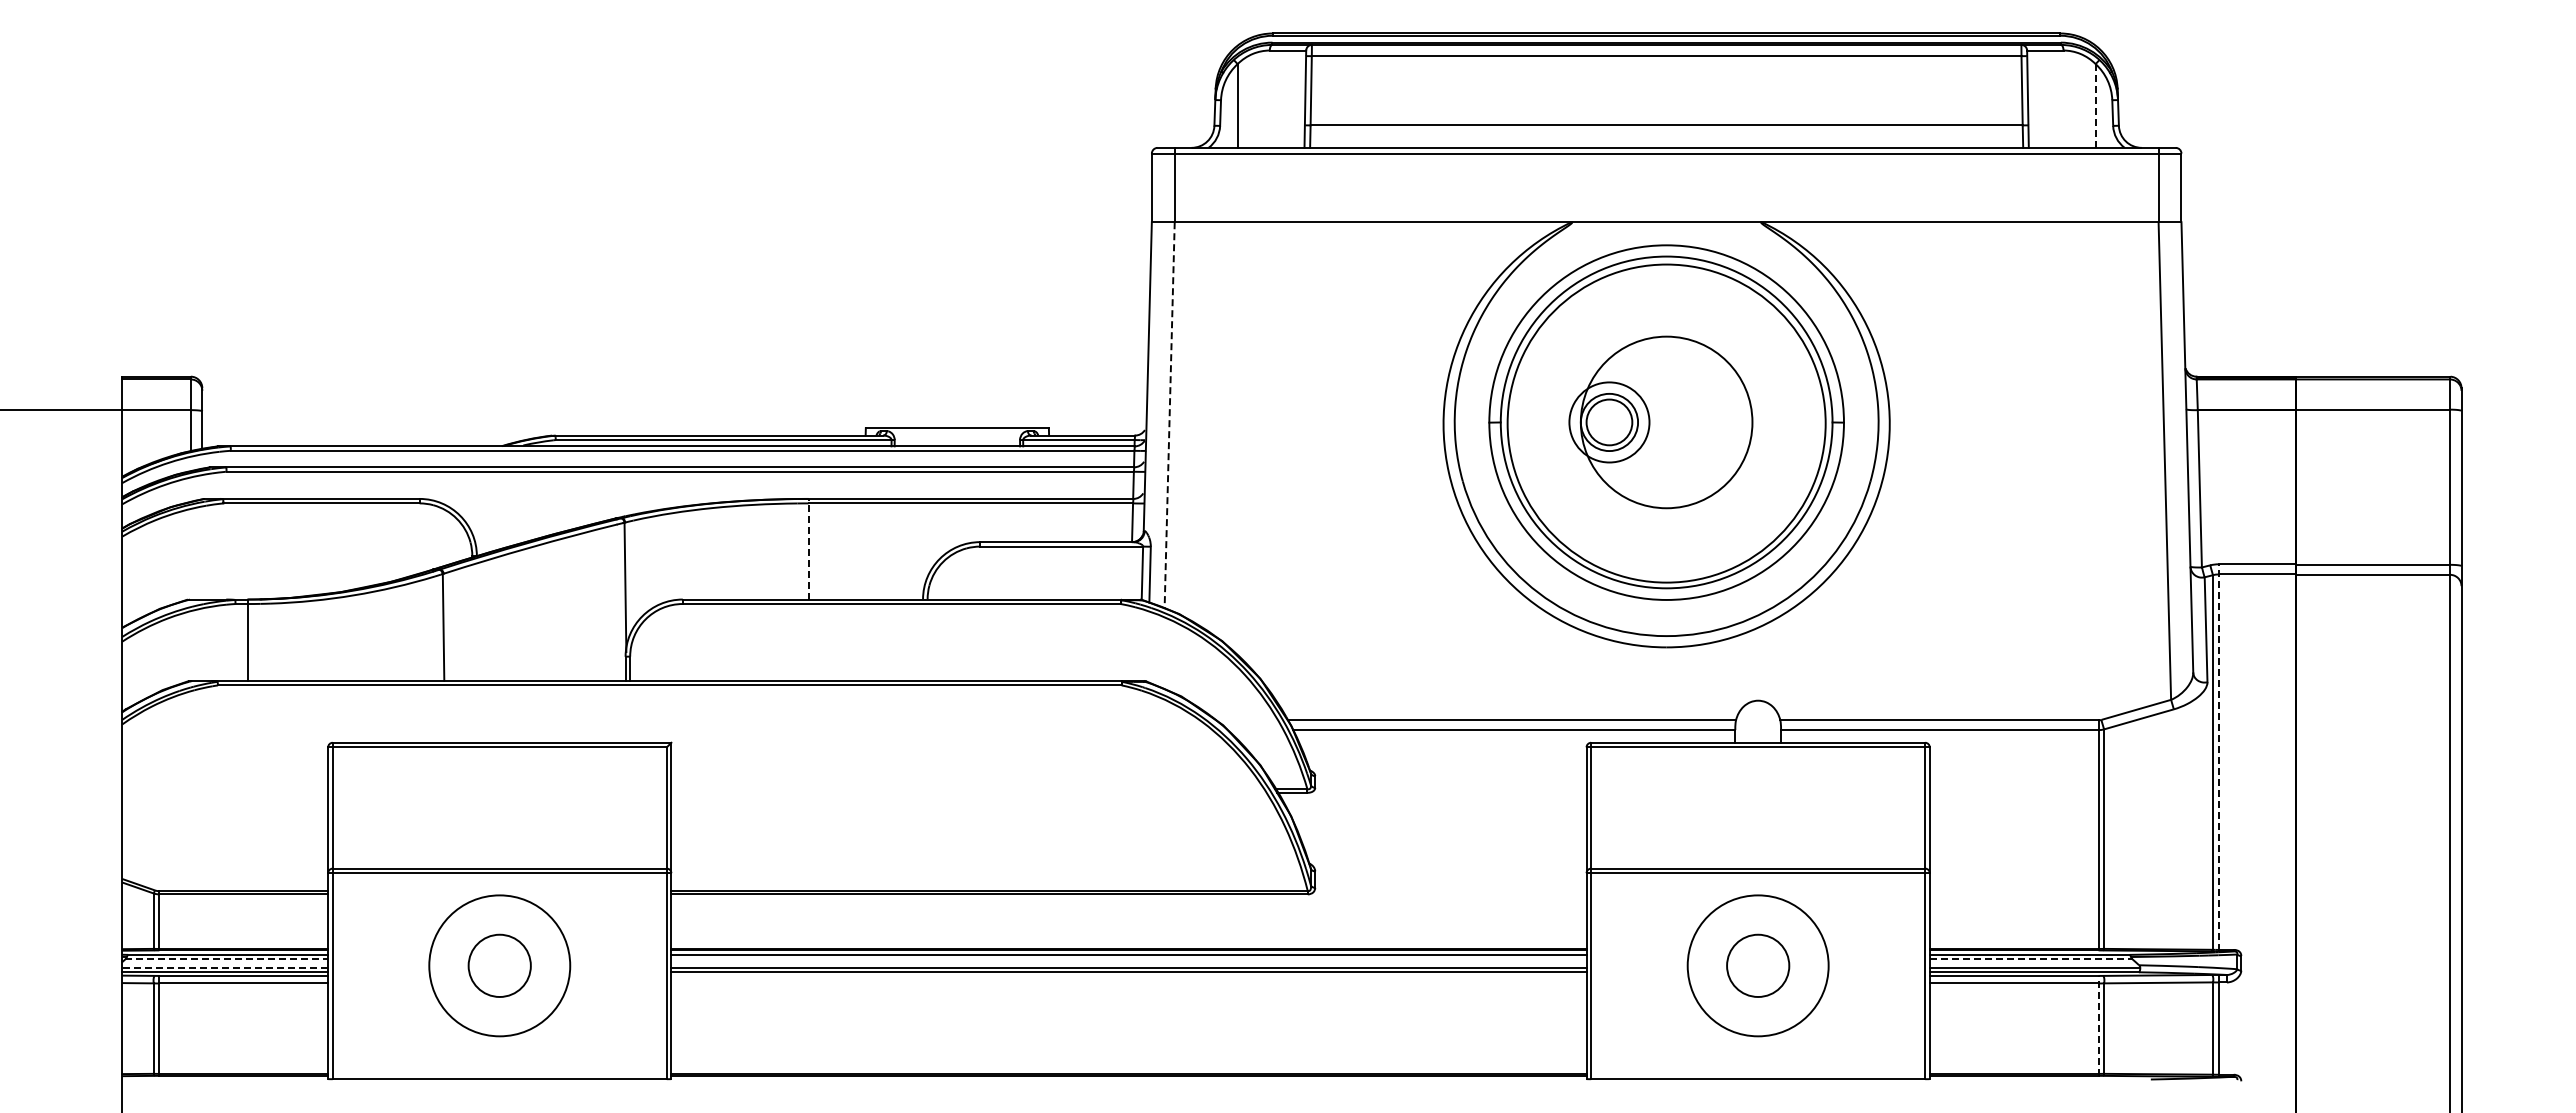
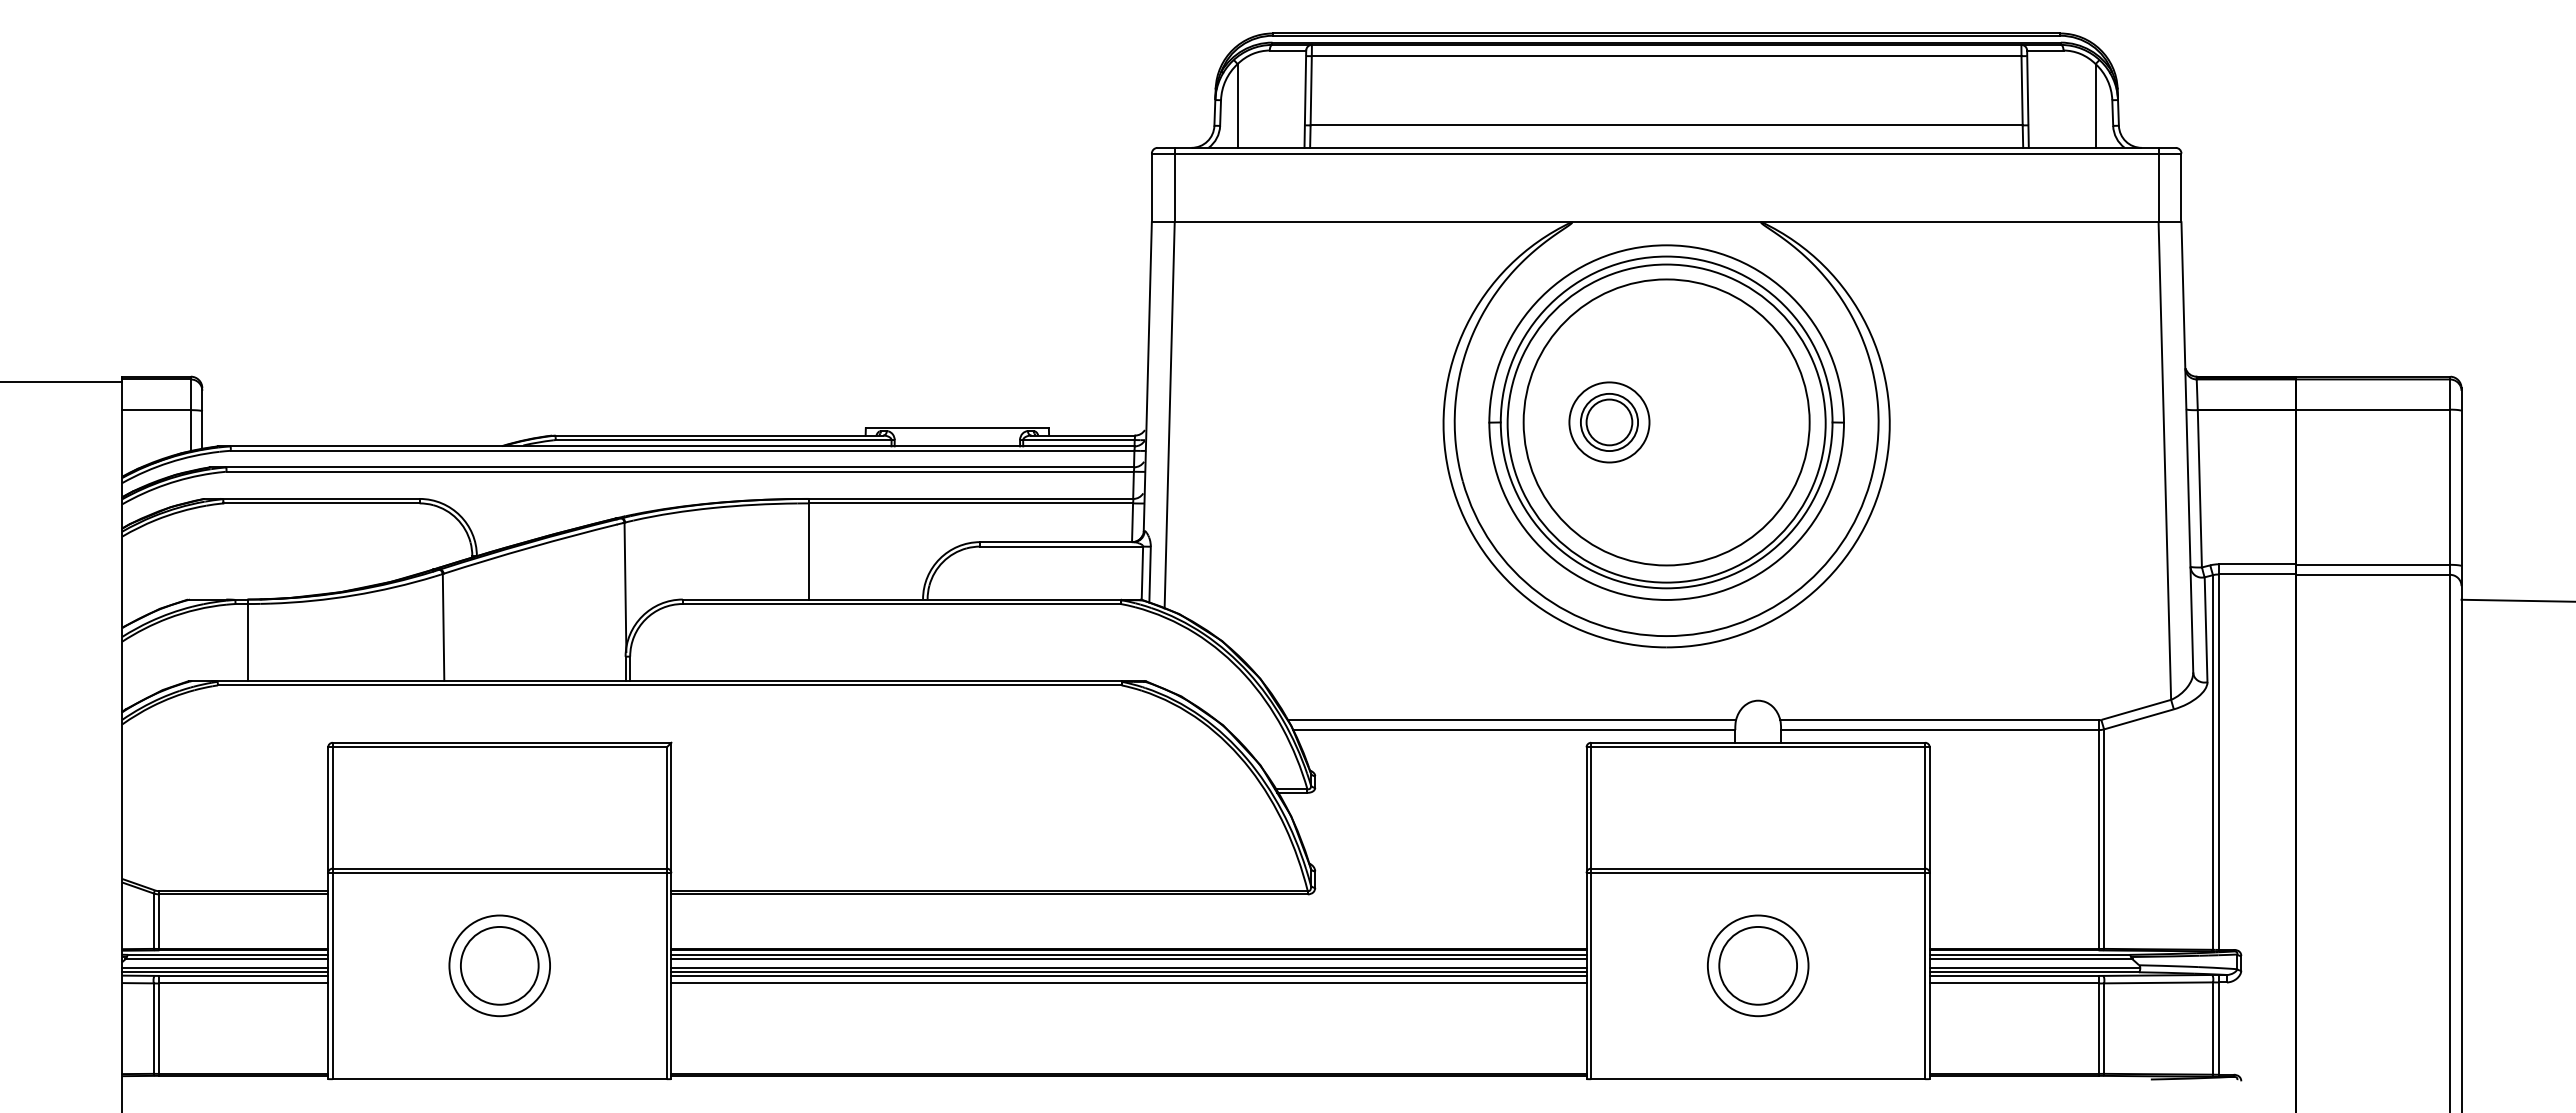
line: dashed -> solid (2095, 106)
line position: (62, 410) -> (62, 382) (62, 382)
line: dashed -> solid (1169, 415)
circle diameter: 172 px -> 286 px (1666, 422)
line: dashed -> solid (808, 548)
line: none -> present (2516, 600)
line: dashed -> solid (2218, 757)
line: dashed -> solid (227, 959)
line: none -> present (1128, 959)
line: dashed -> solid (2031, 959)
circle diameter: 141 px -> 101 px (499, 965)
circle diameter: 62 px -> 78 px (499, 965)
circle diameter: 141 px -> 101 px (1757, 965)
circle diameter: 62 px -> 78 px (1758, 965)
line: dashed -> solid (225, 967)
line: none -> present (1128, 975)
line: none -> present (1128, 983)
line: dashed -> solid (2098, 1025)
